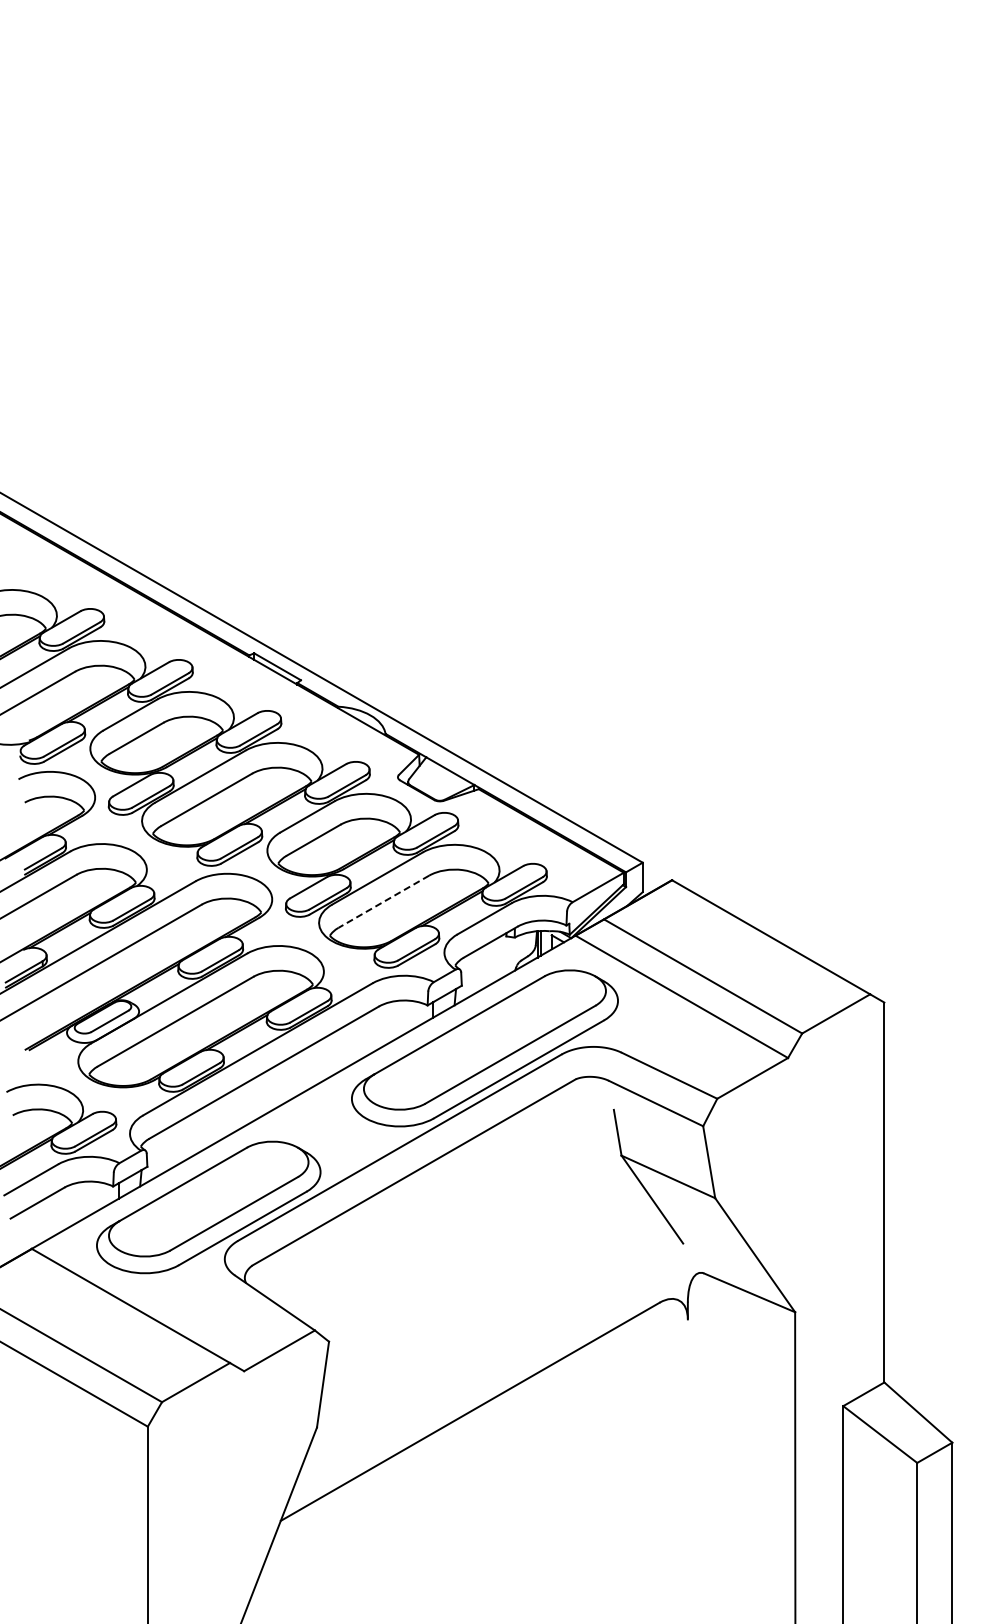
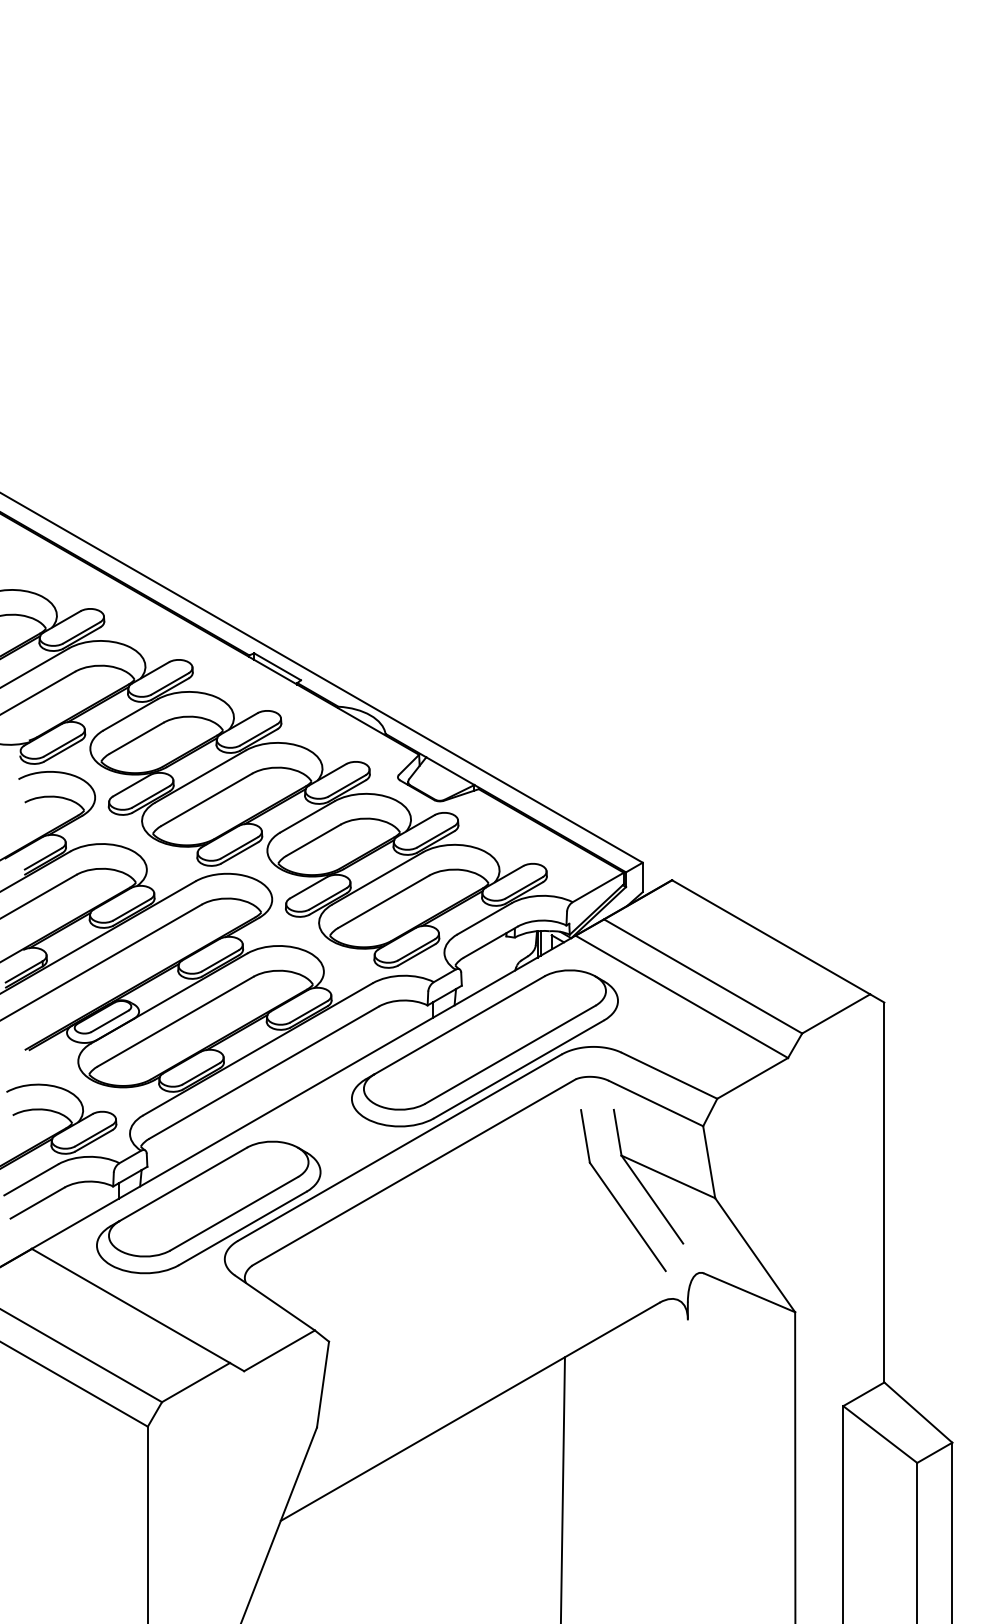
line: dashed -> solid (383, 902)
part: none -> present (615, 1197)
line: none -> present (562, 1488)
